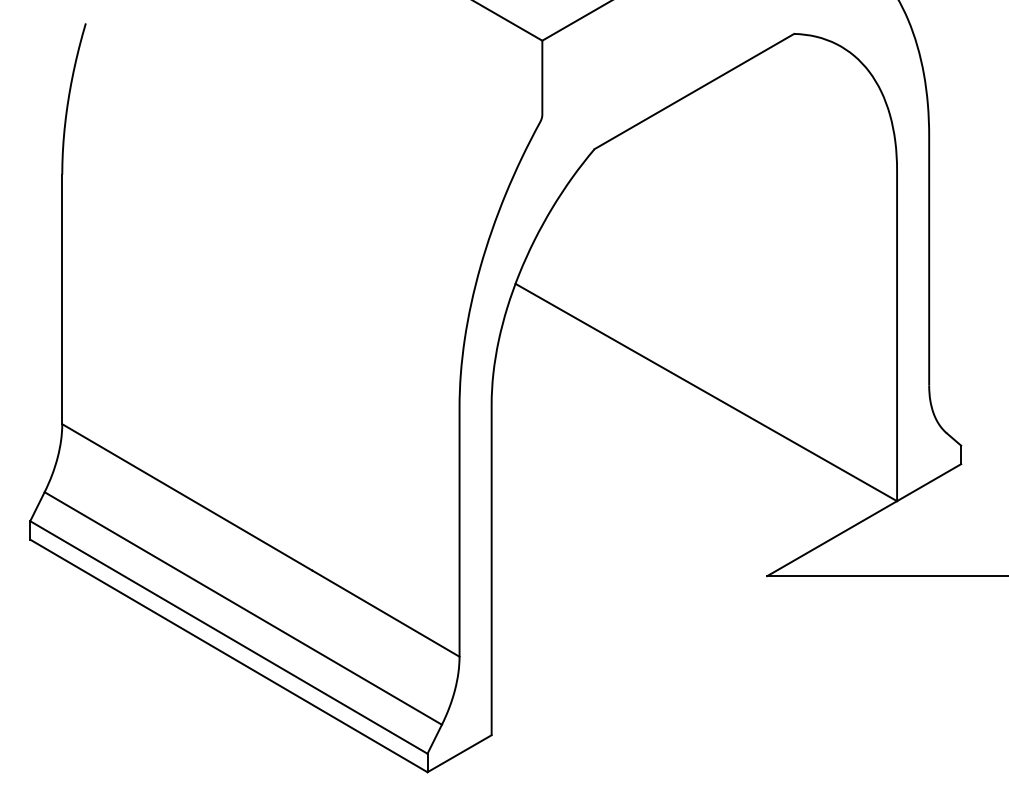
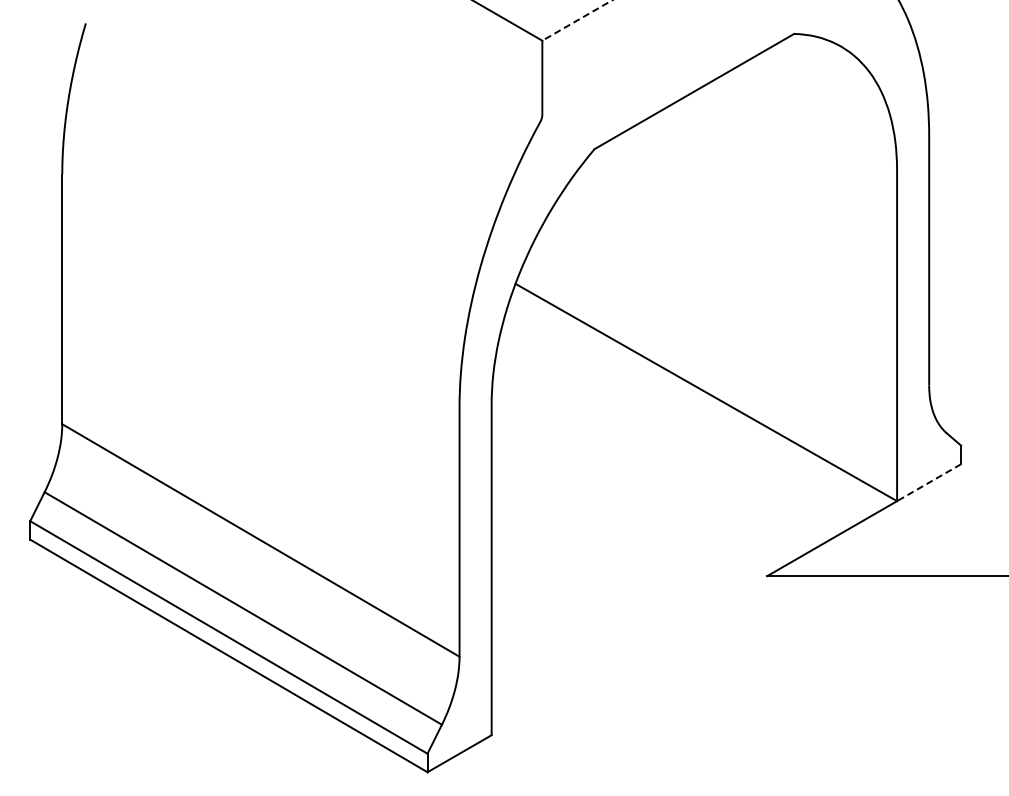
line: solid -> dashed (576, 20)
line: solid -> dashed (928, 482)
